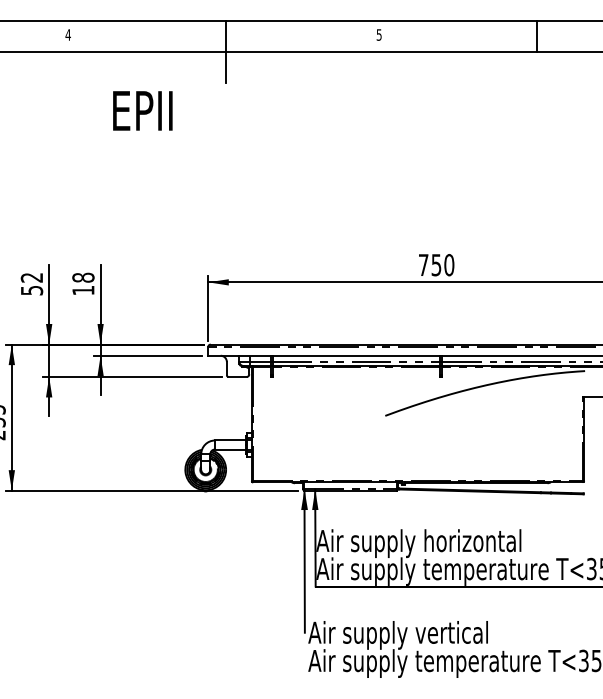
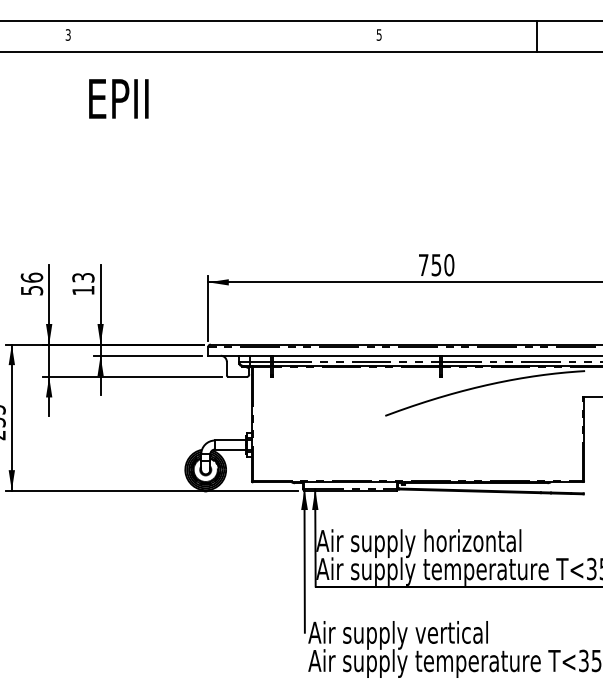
text: 4 -> 3 (67, 34)
line: present -> none (225, 51)
text position: (142, 110) -> (118, 98) (118, 98)
text: 52 -> 56 (31, 277)
text: 18 -> 13 (83, 277)
